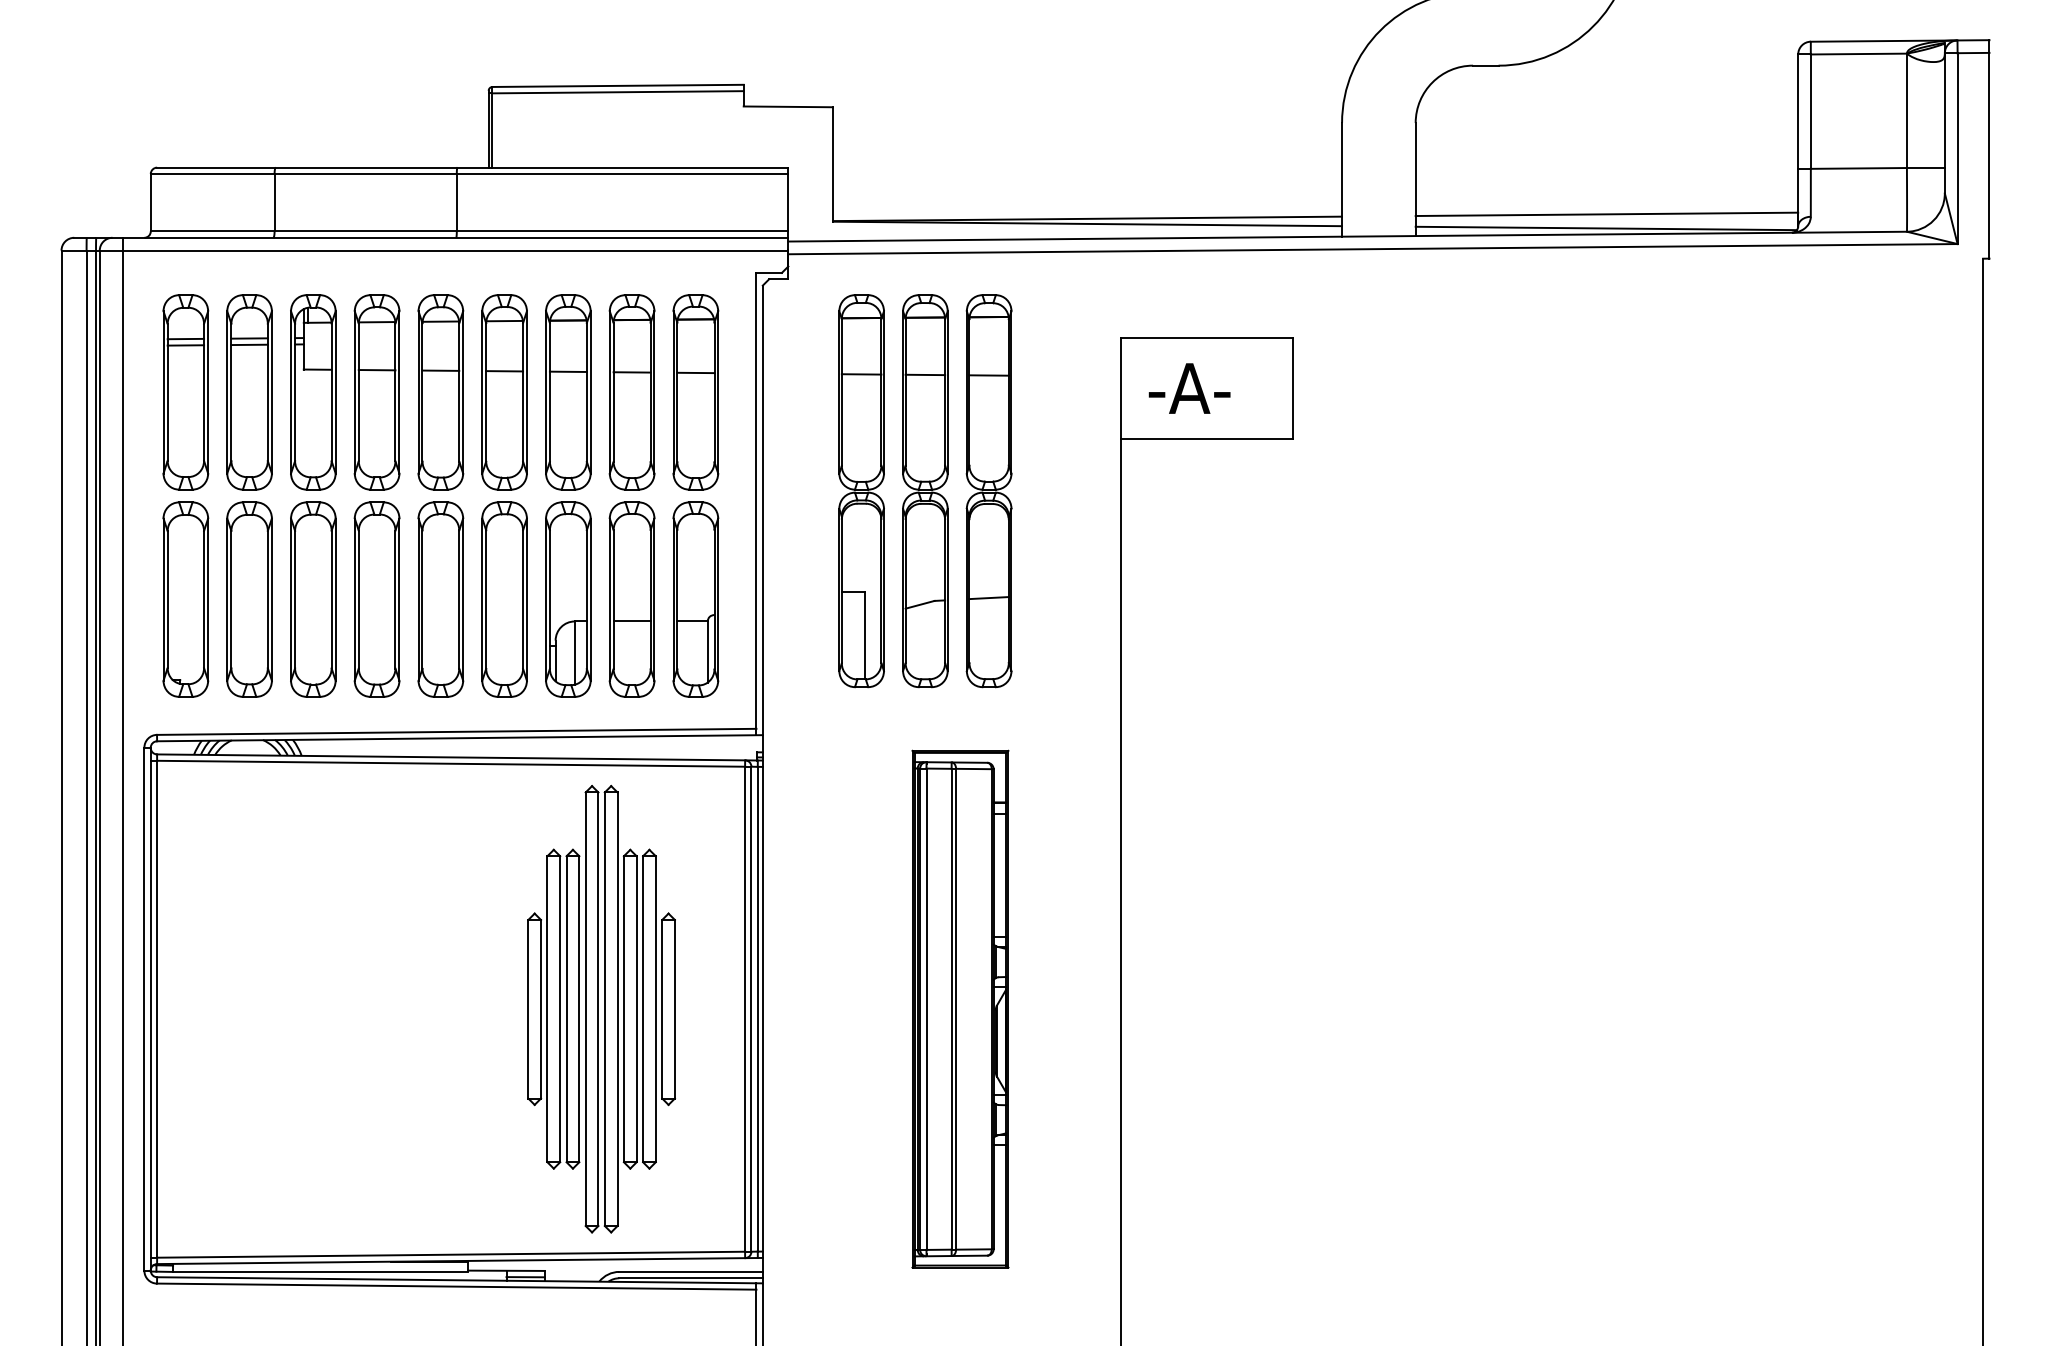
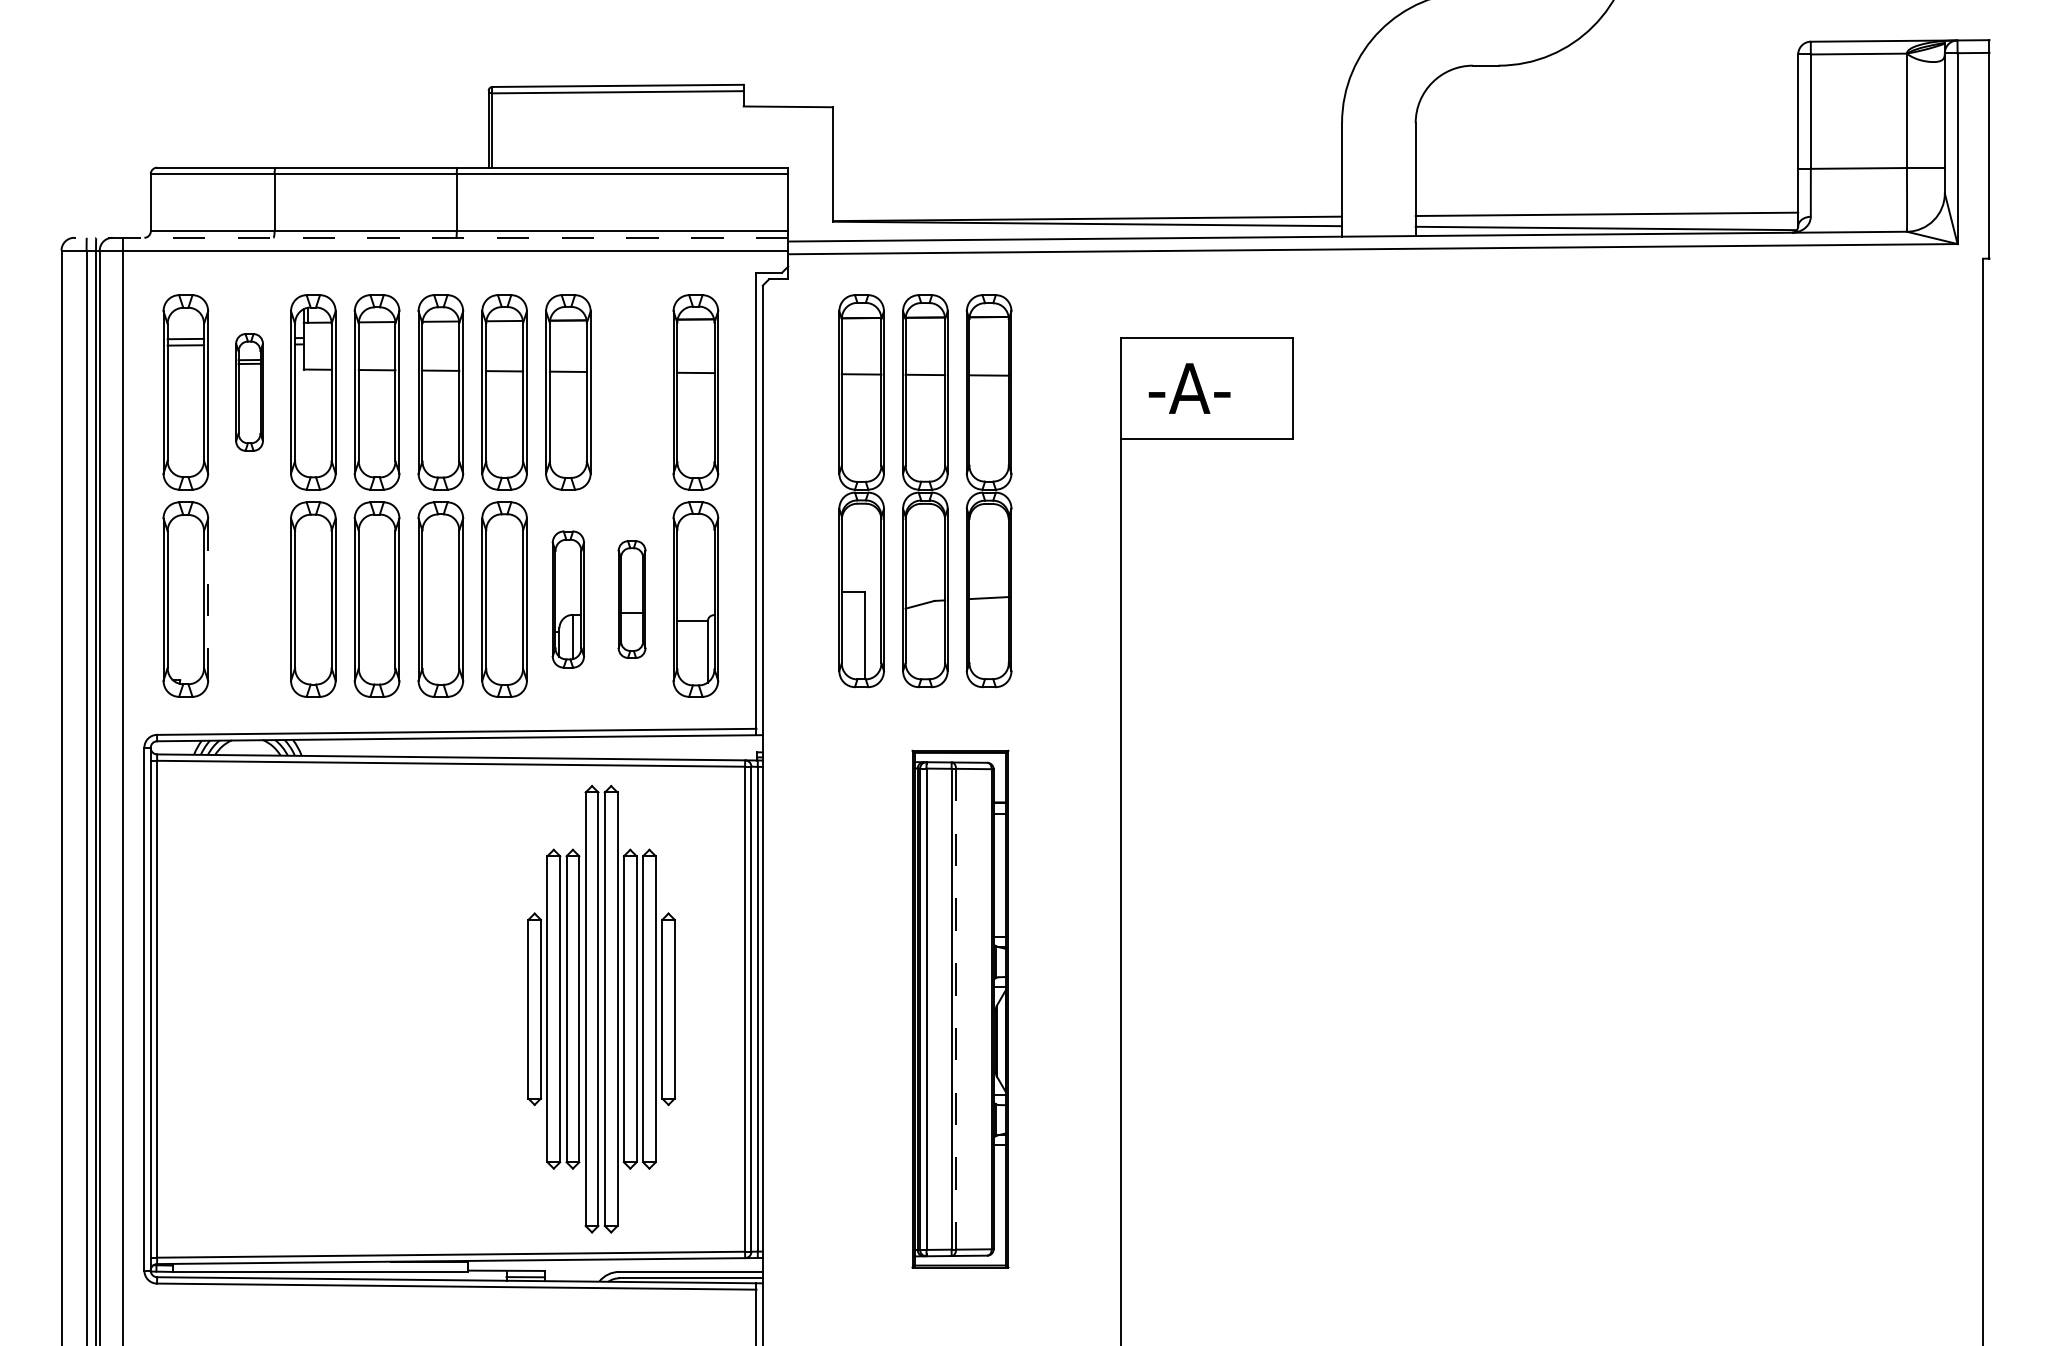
line: solid -> dashed (430, 237)
part size: 47x197 px -> 29x119 px (249, 392)
part: present -> none (631, 392)
line: solid -> dashed (208, 599)
part: present -> none (249, 599)
part size: 47x197 px -> 34x139 px (567, 599)
part size: 48x197 px -> 30x119 px (631, 599)
line: solid -> dashed (956, 1009)
